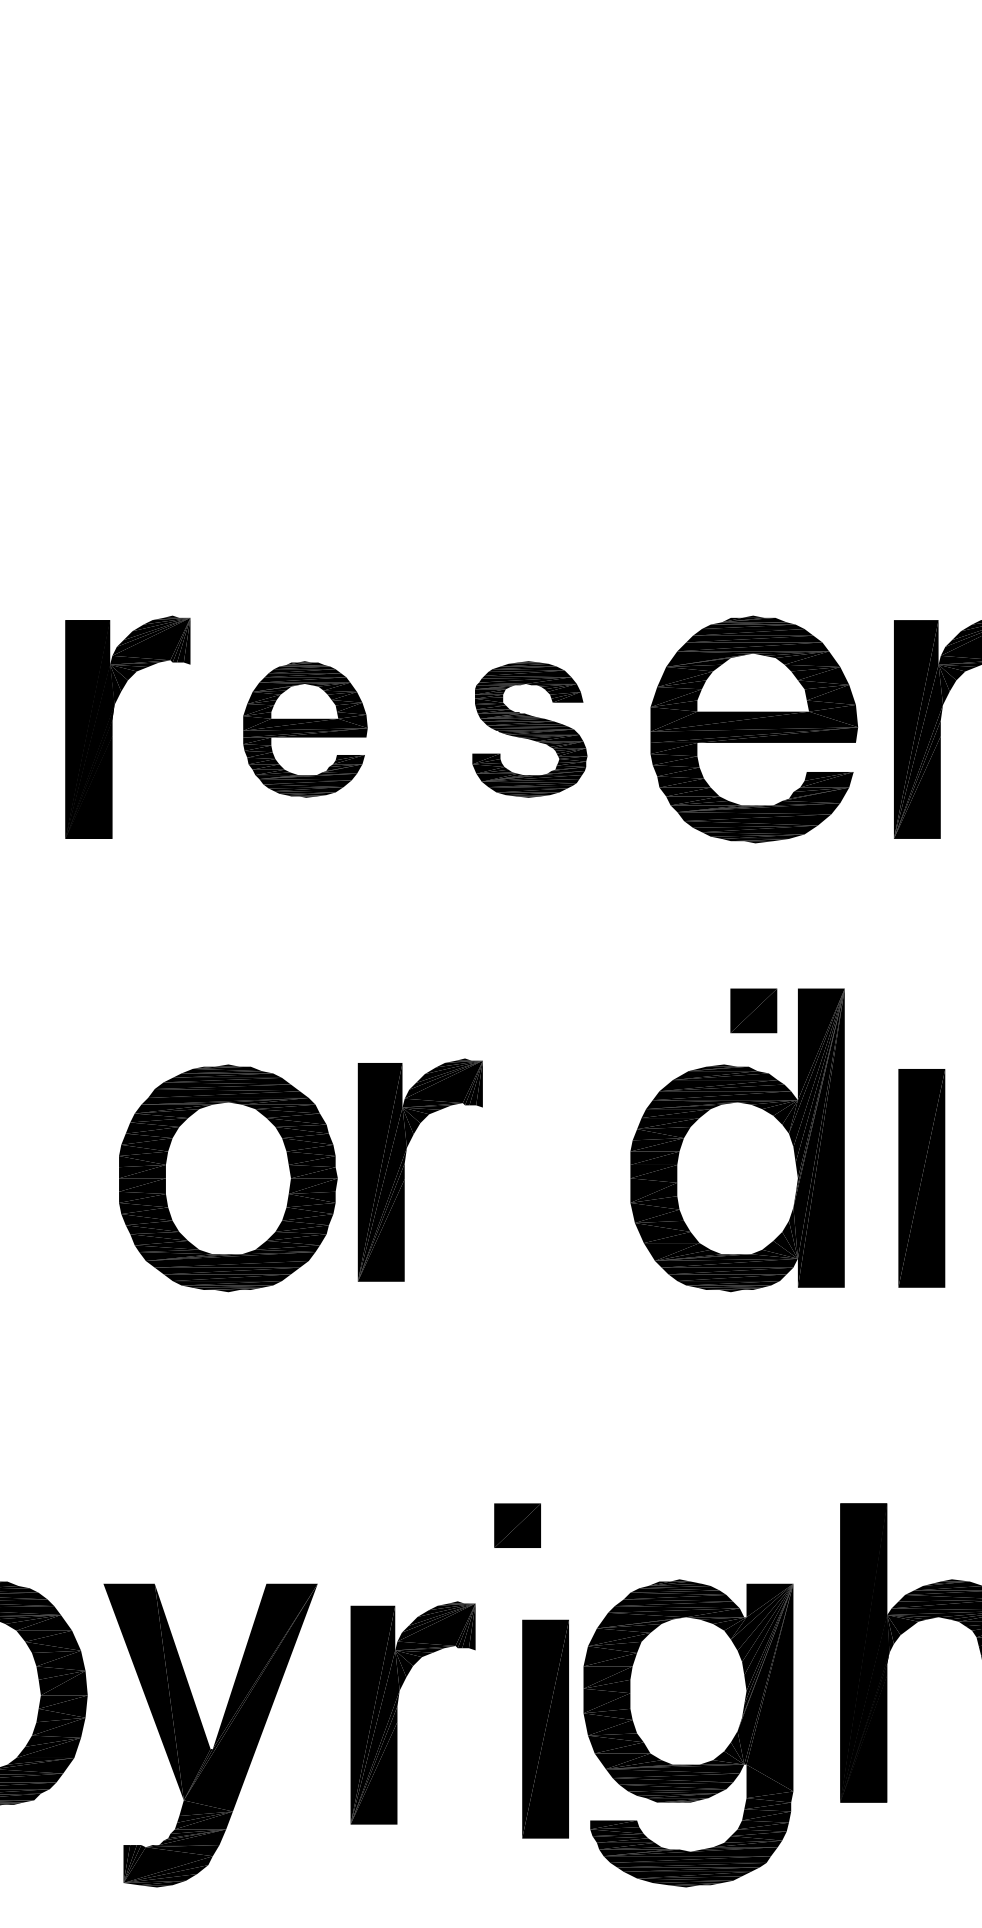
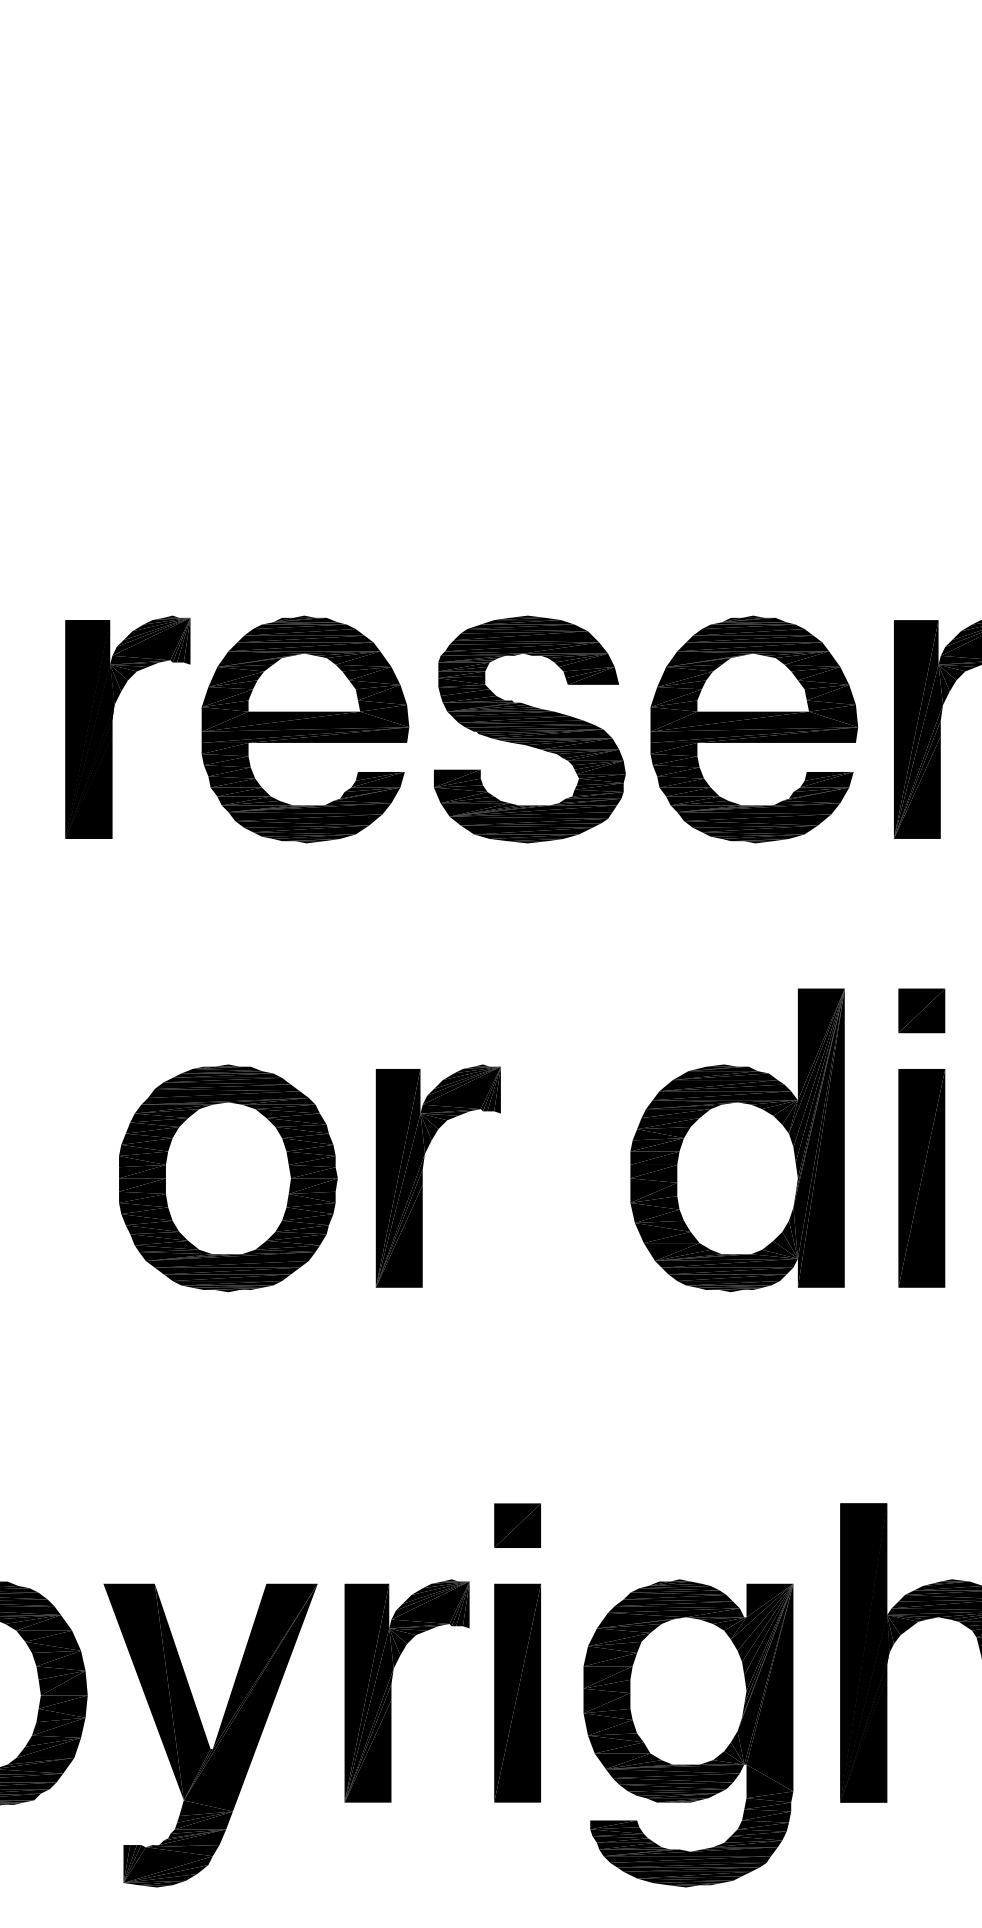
part size: 125x137 px -> 209x229 px (305, 729)
part size: 116x137 px -> 192x229 px (529, 729)
part position: (753, 1010) -> (921, 1010) (921, 1010)
part position: (404, 1169) -> (422, 1175) (422, 1175)
part position: (397, 1712) -> (391, 1690) (391, 1690)
part position: (545, 1728) -> (517, 1692) (517, 1692)
